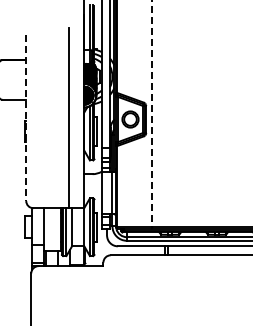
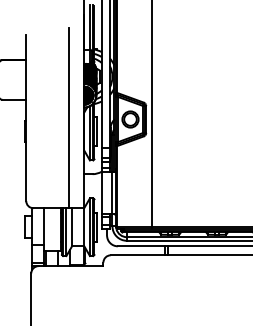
line: dashed -> solid (152, 114)
line: dashed -> solid (26, 118)
